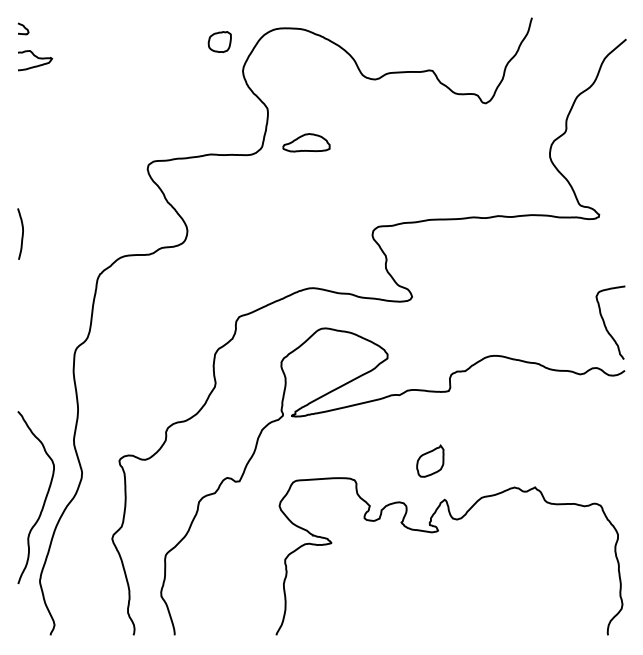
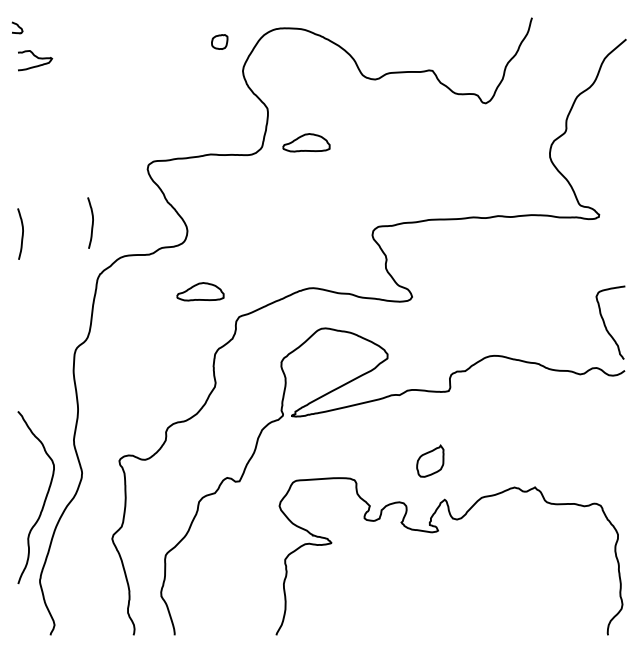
curve position: (23, 27) -> (17, 26) (17, 26)
part size: 25x22 px -> 18x16 px (219, 41)
curve: none -> present (92, 222)
part: none -> present (200, 291)
